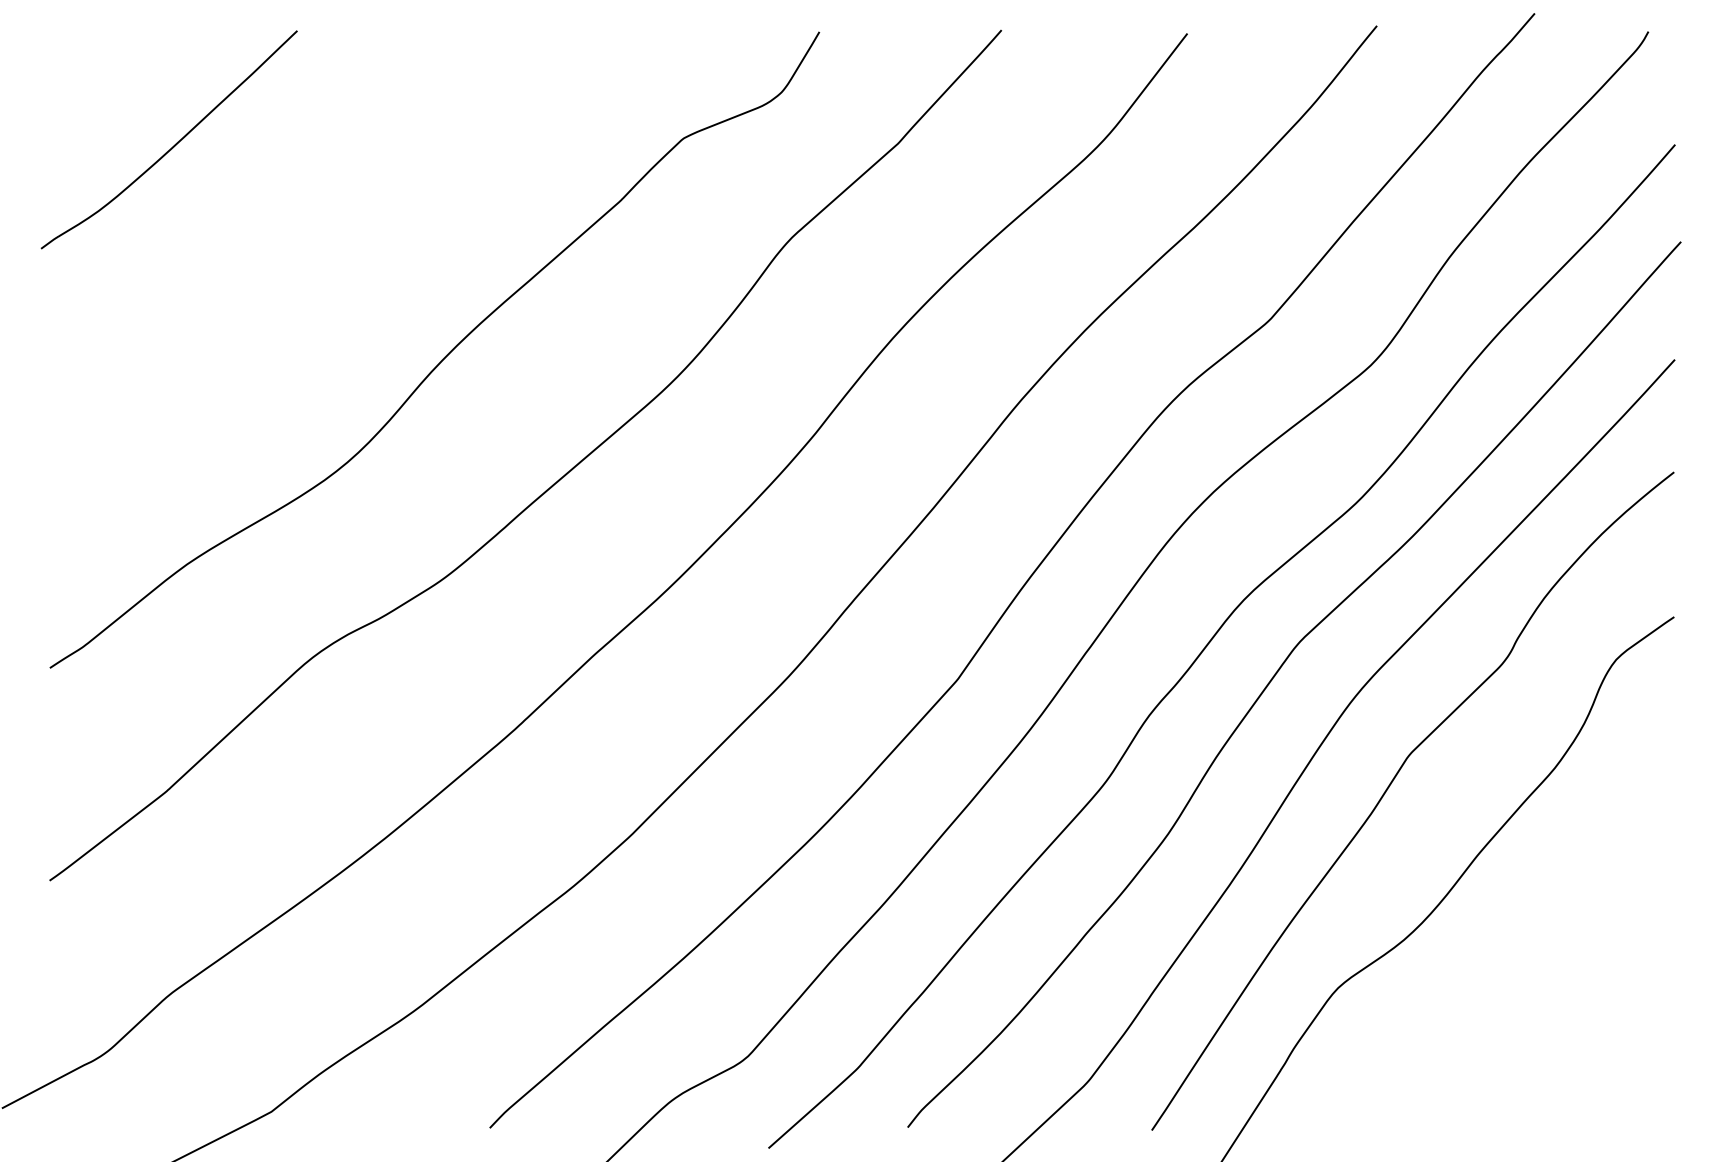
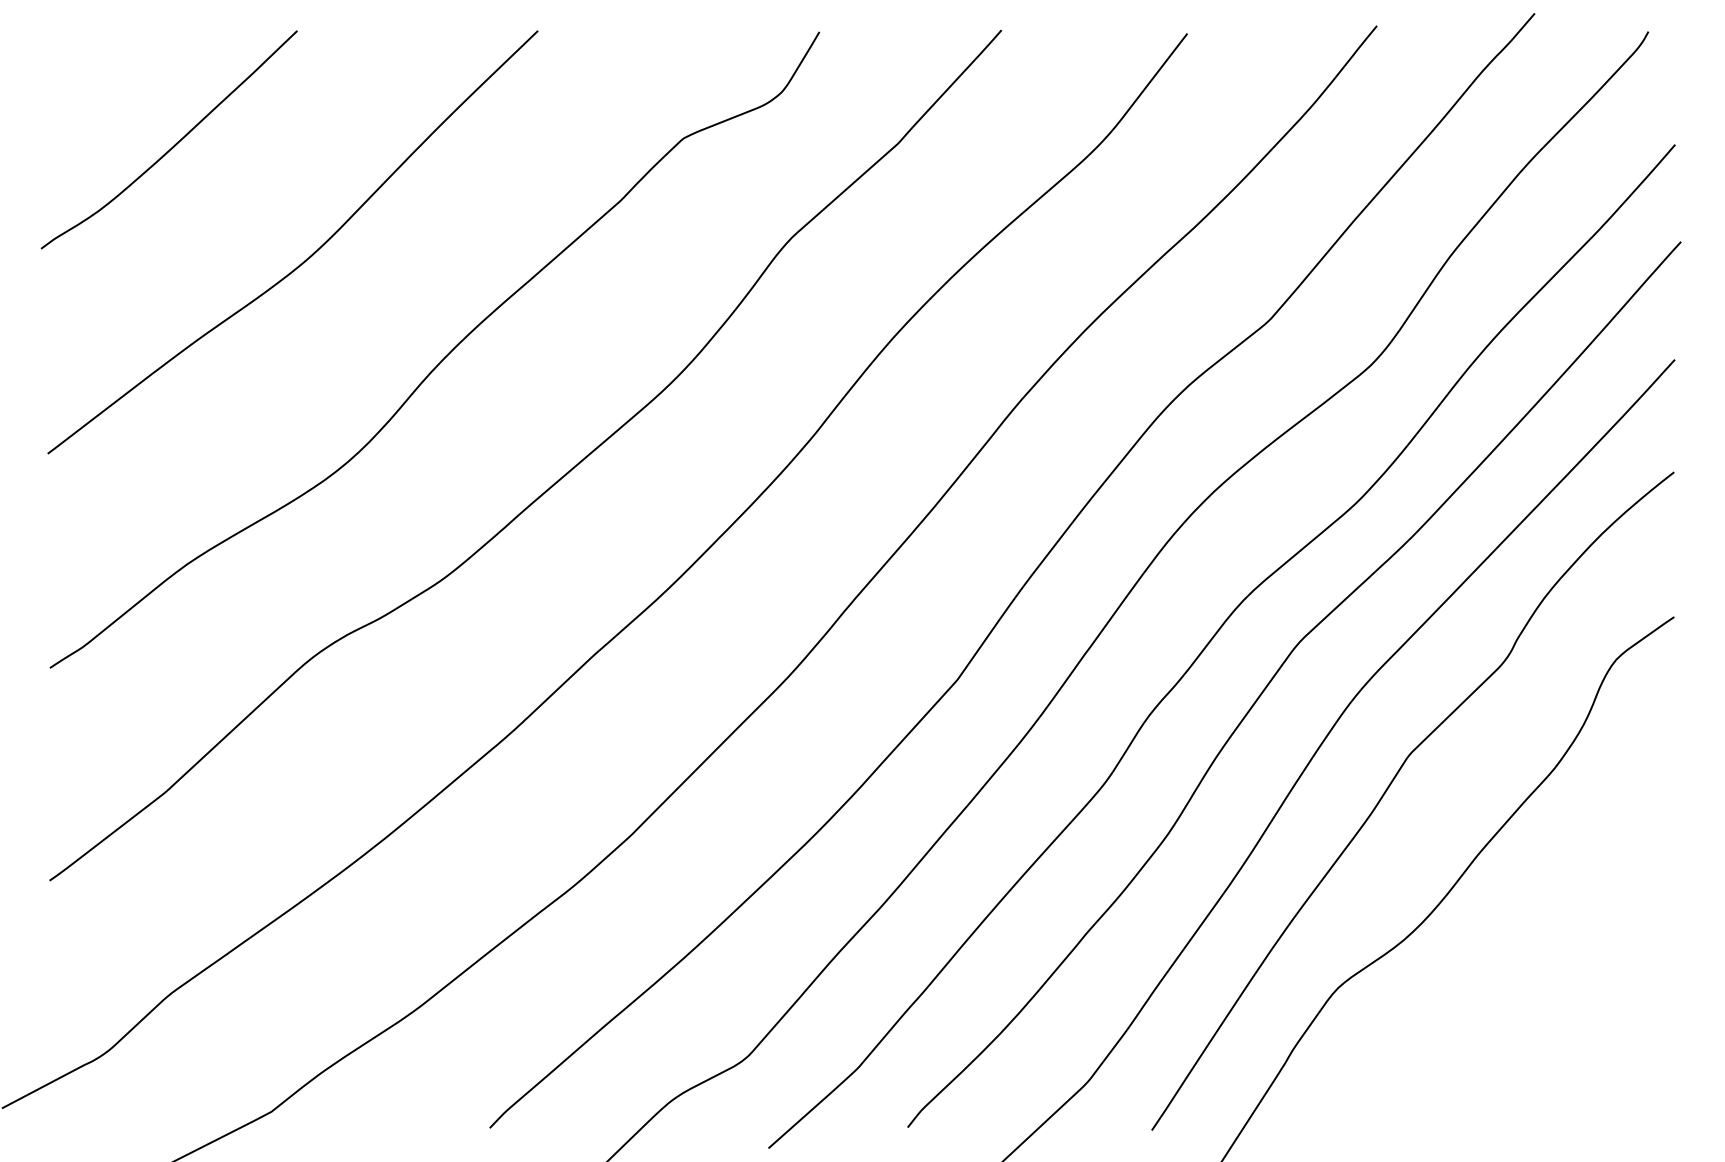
curve: none -> present (306, 258)
